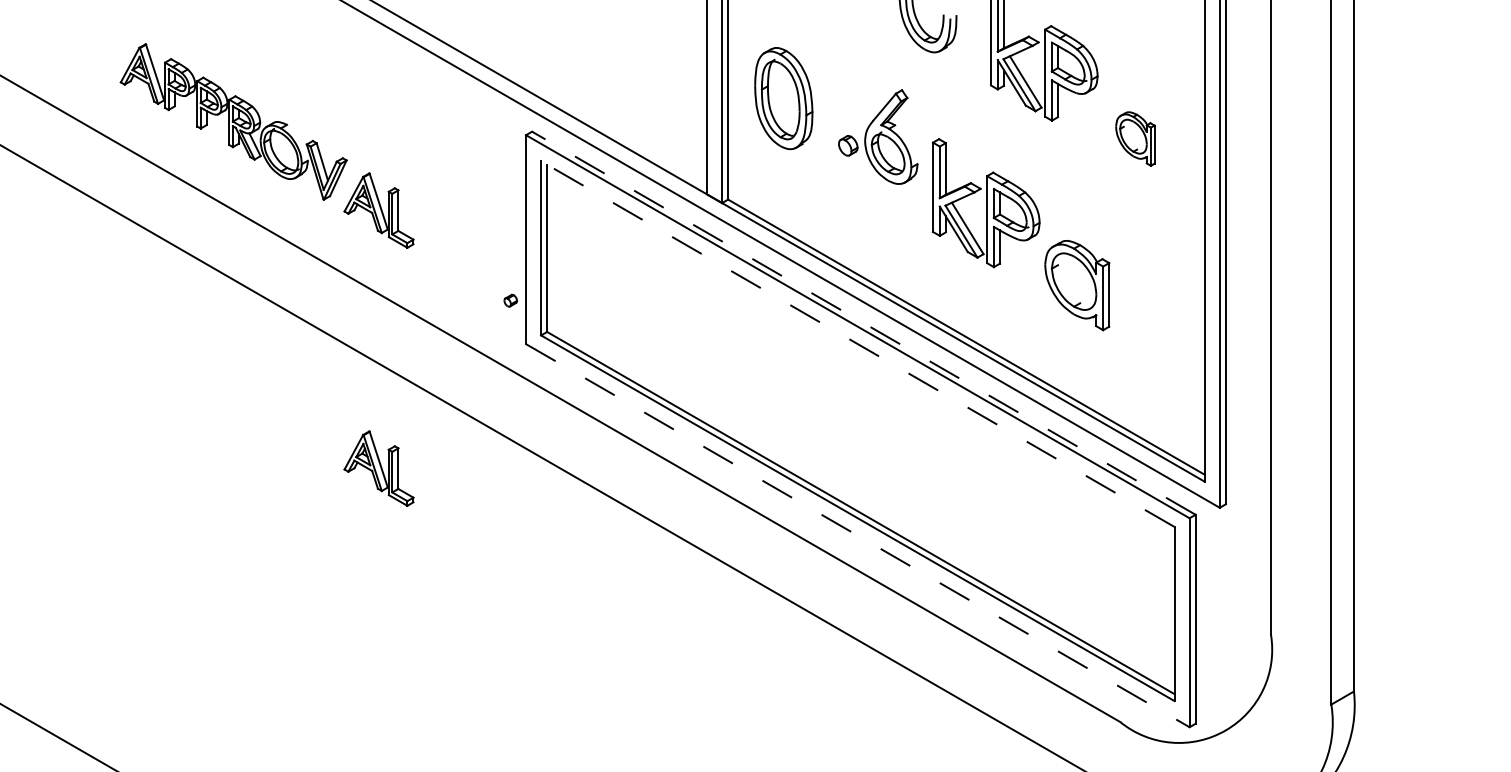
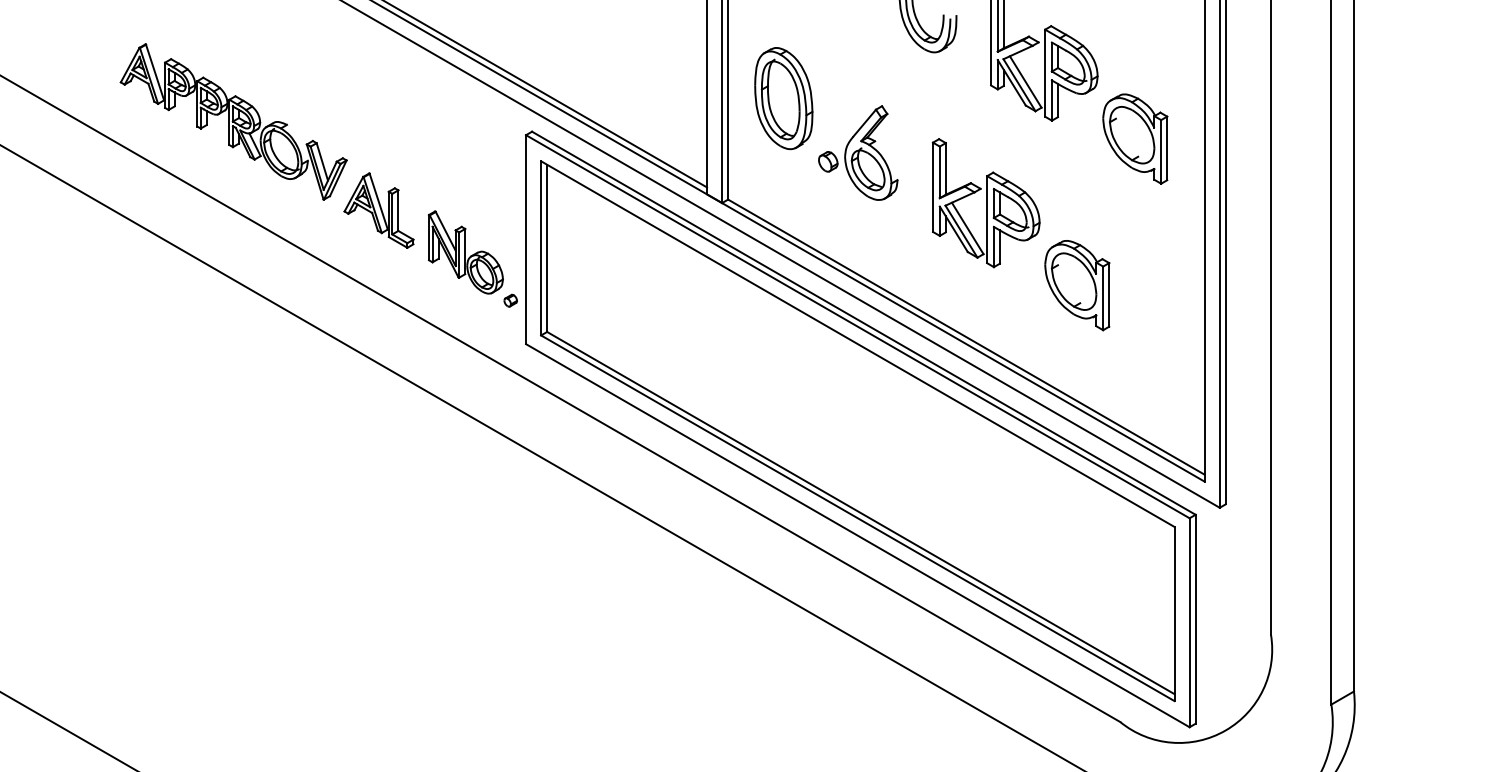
line: none -> present (546, 94)
part position: (878, 136) -> (858, 152) (858, 152)
part size: 41x56 px -> 67x92 px (1135, 138)
part: none -> present (465, 252)
line: dashed -> solid (863, 322)
line: dashed -> solid (857, 344)
part: present -> none (378, 468)
line: dashed -> solid (858, 535)
line position: (57, 736) -> (67, 730) (67, 730)
